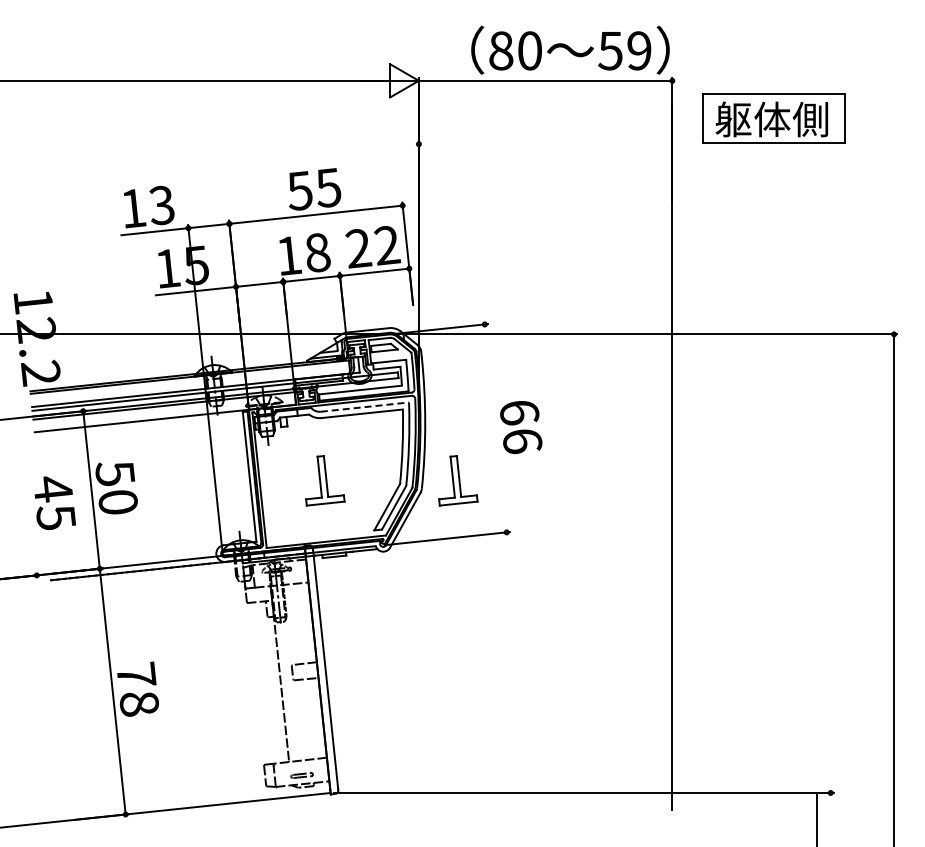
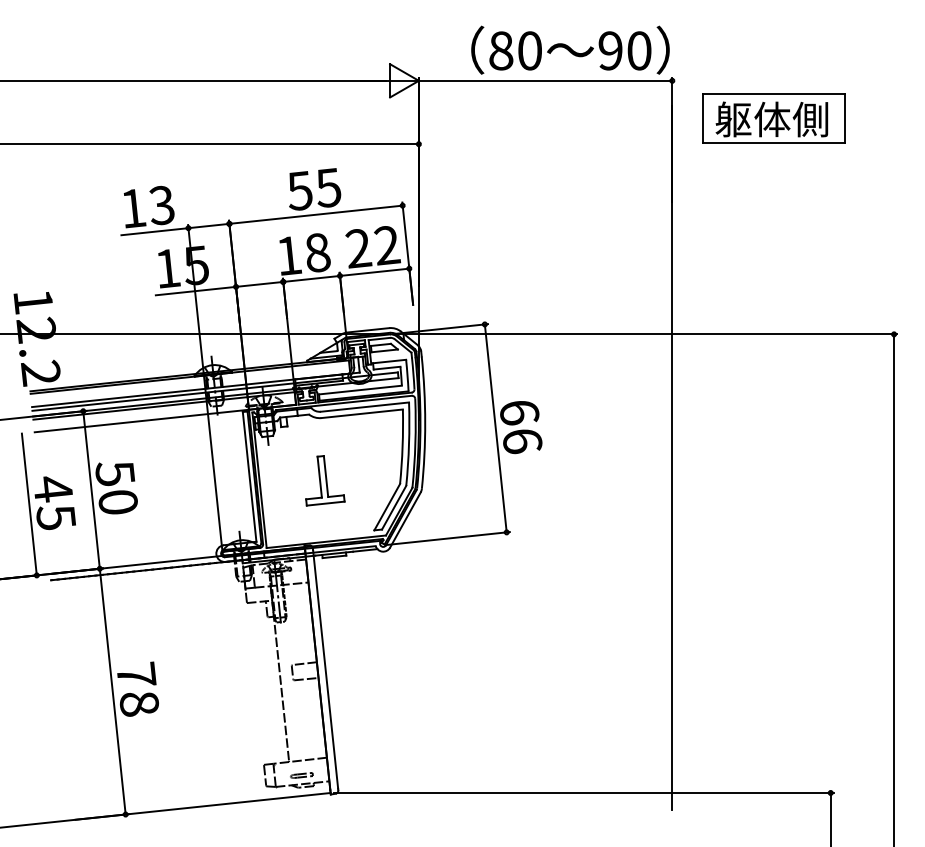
text: 59 -> 90 (624, 50)
line: none -> present (210, 144)
line: dashed -> solid (365, 407)
line: none -> present (495, 428)
part: present -> none (458, 480)
line: none -> present (28, 504)
line position: (816, 817) -> (830, 817) (830, 817)
